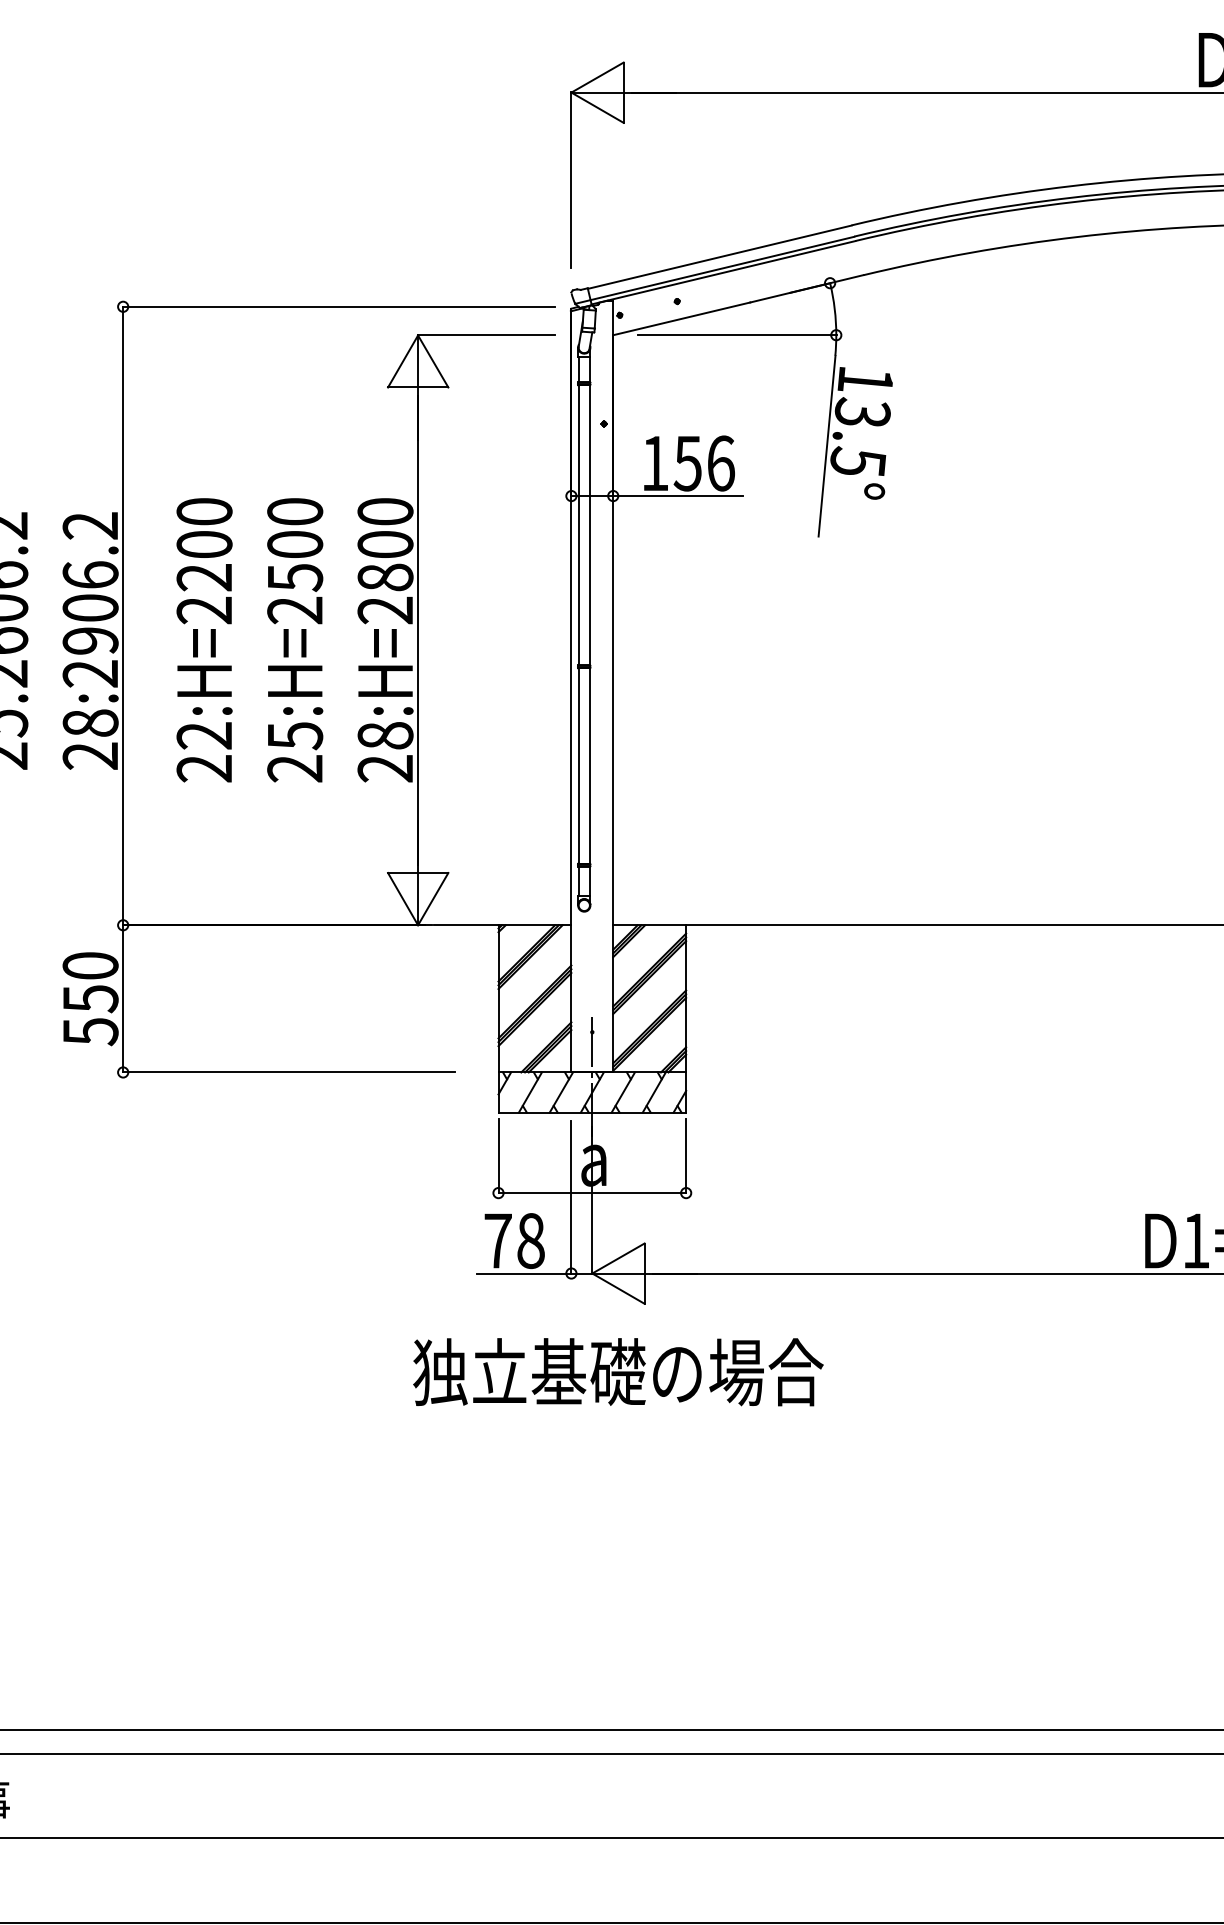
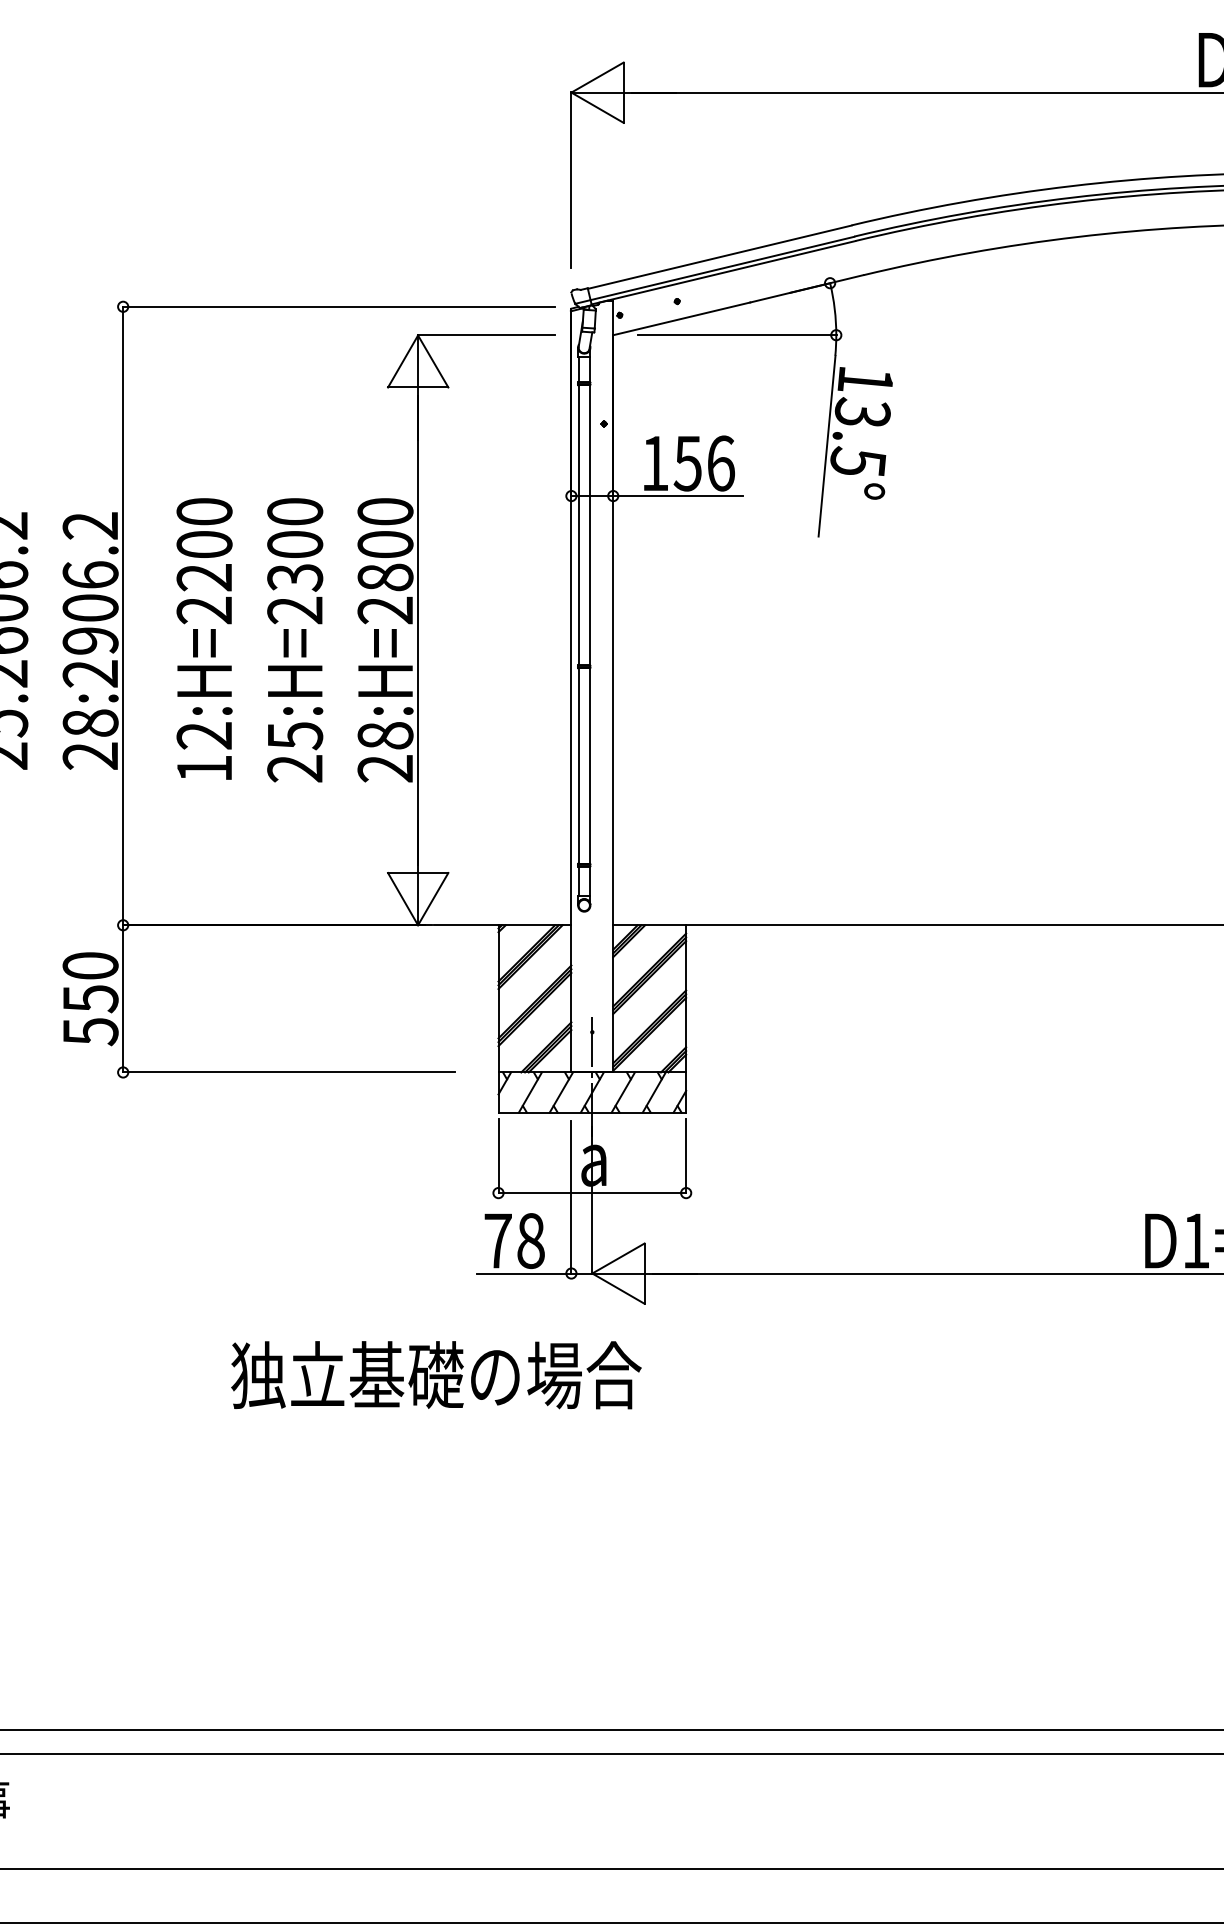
text: 25:H=2500 -> 25:H=2300 (294, 578)
text: 22:H=2200 -> 12:H=2200 (203, 768)
text position: (618, 1372) -> (436, 1375) (436, 1375)
line position: (611, 1837) -> (611, 1868) (611, 1868)
